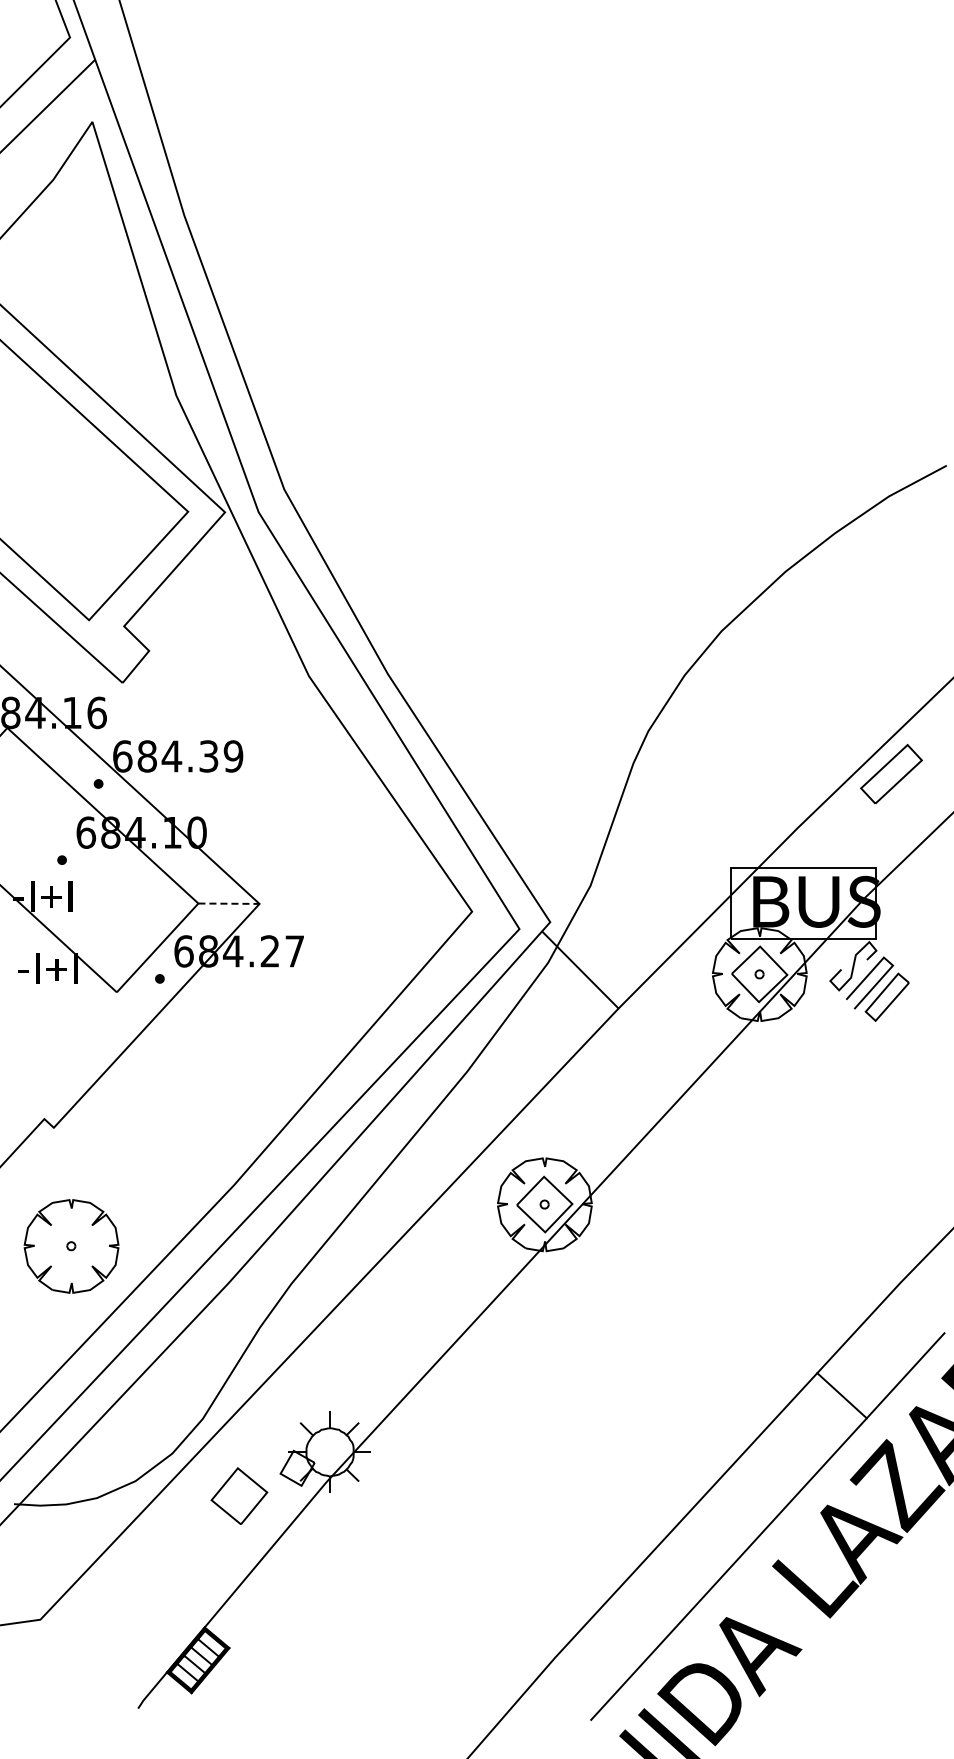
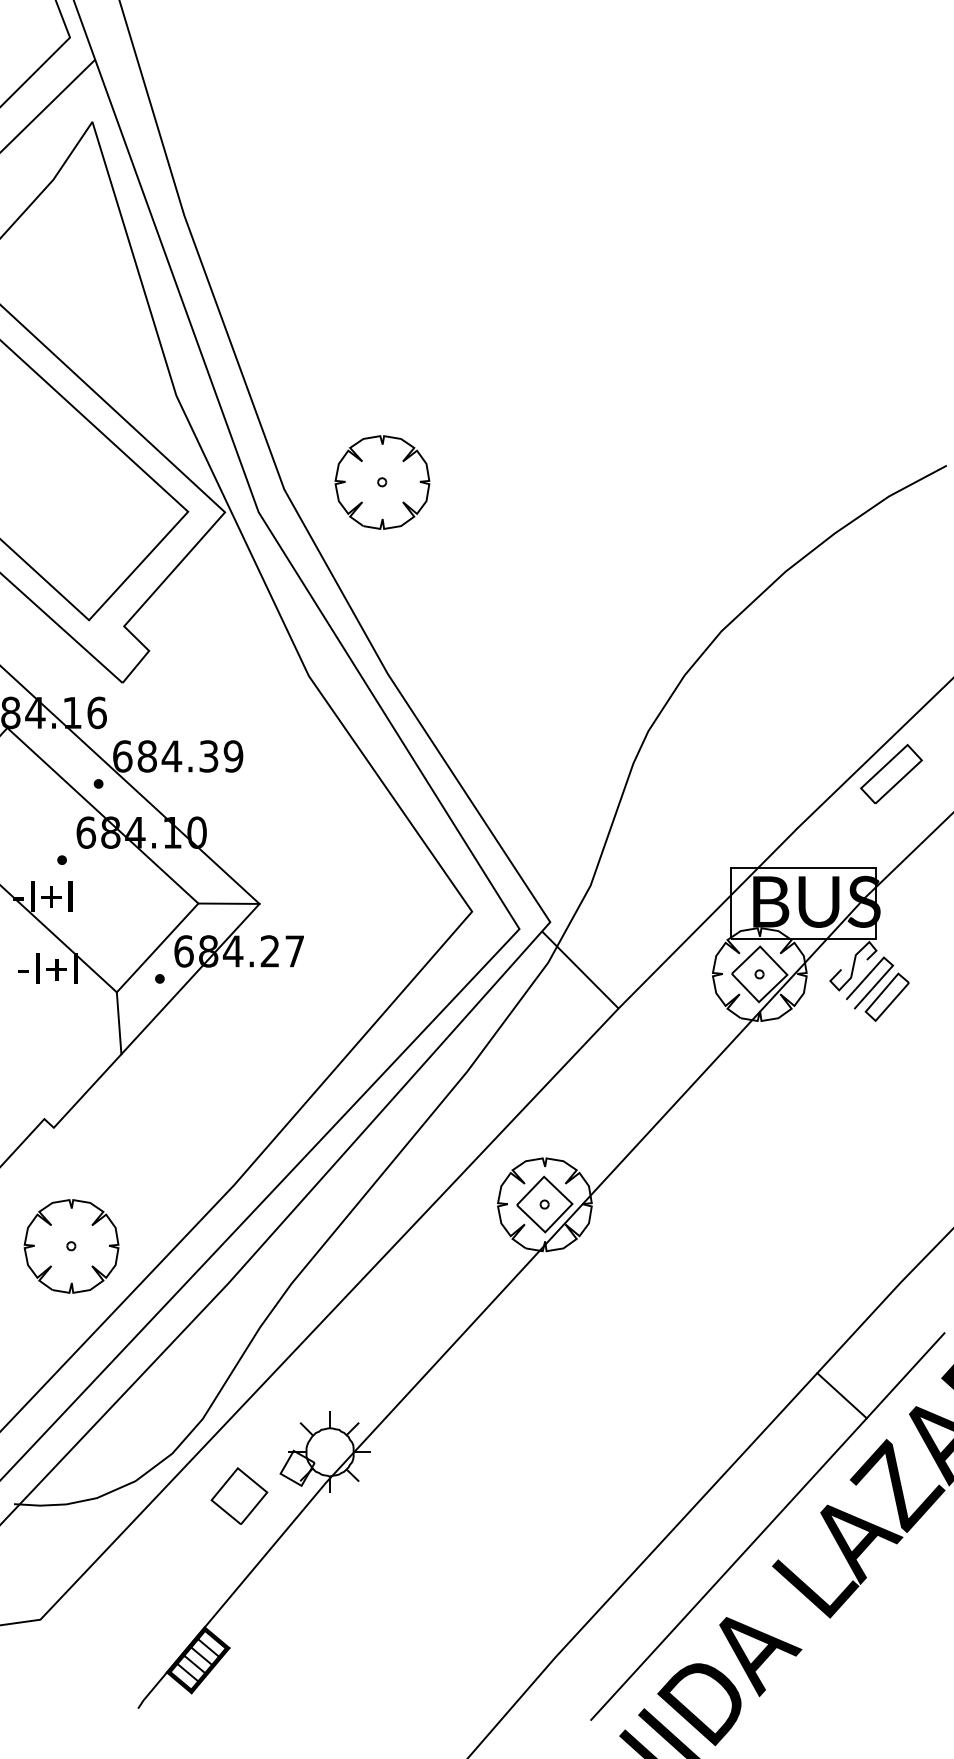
part: none -> present (382, 482)
line: dashed -> solid (229, 903)
line: none -> present (118, 1023)
